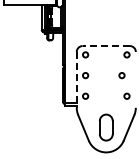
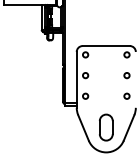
line: dashed -> solid (106, 46)
circle position: (121, 75) -> (126, 75) (126, 75)
line: dashed -> solid (76, 79)
